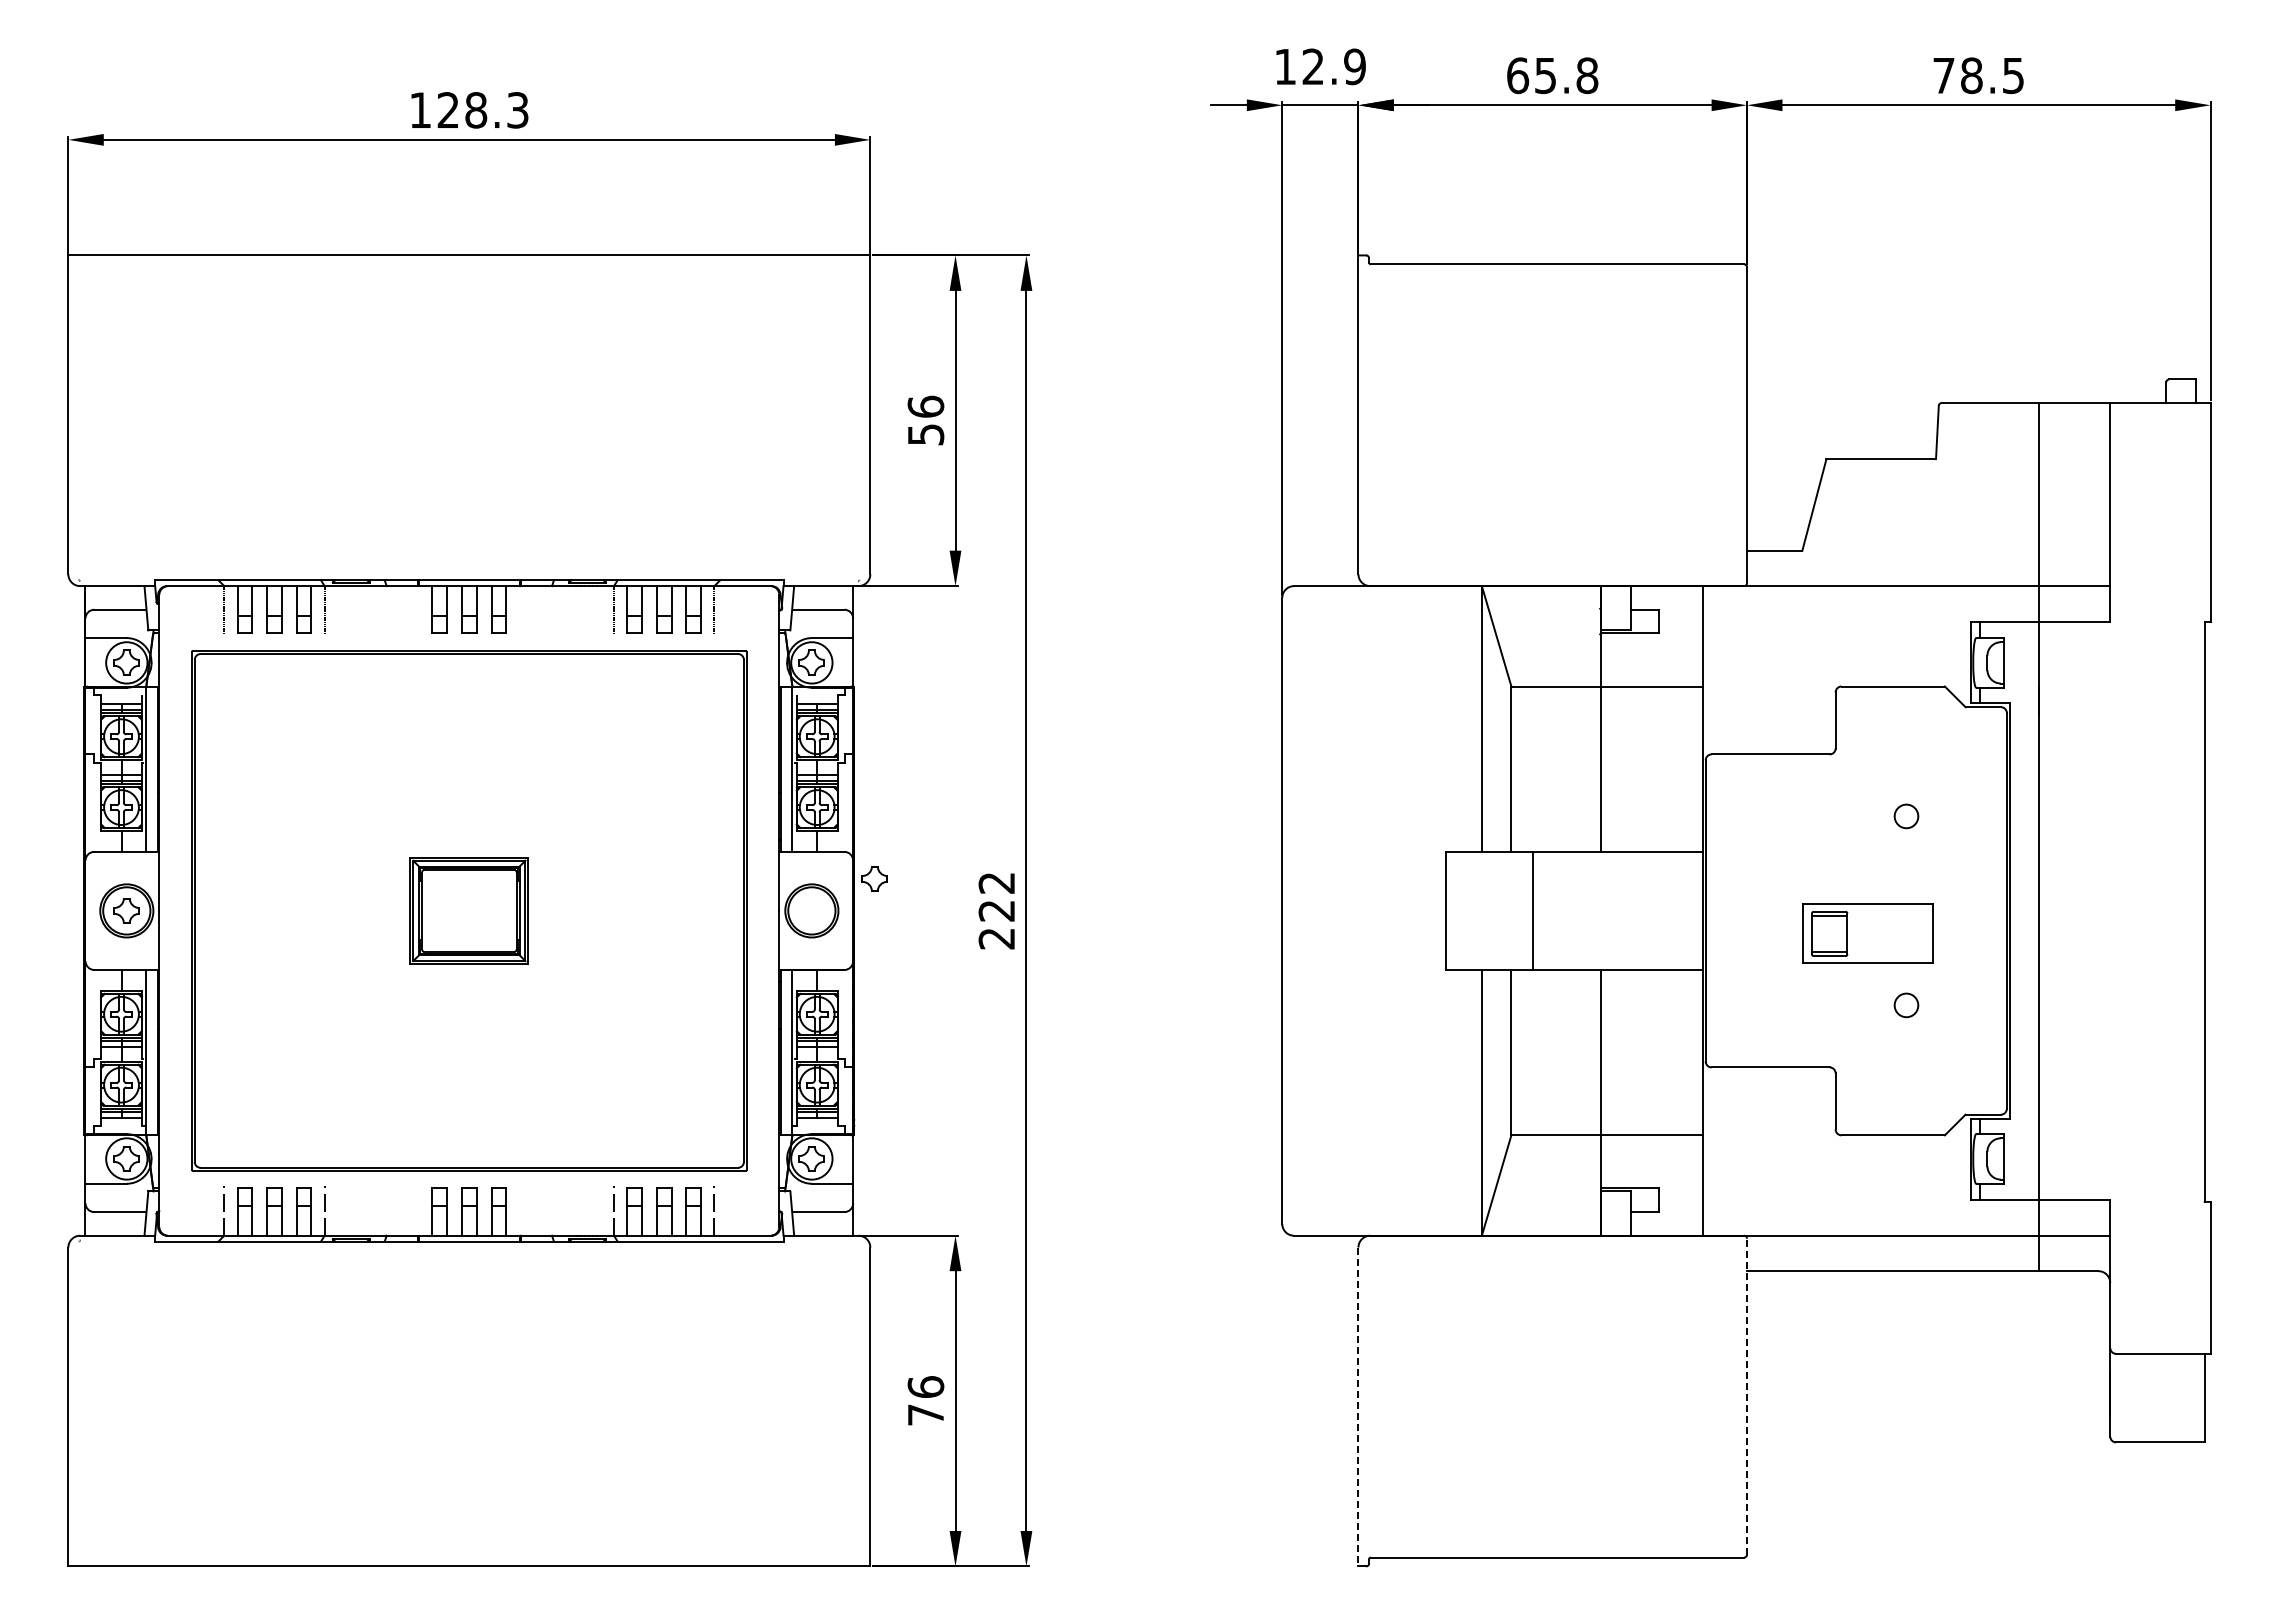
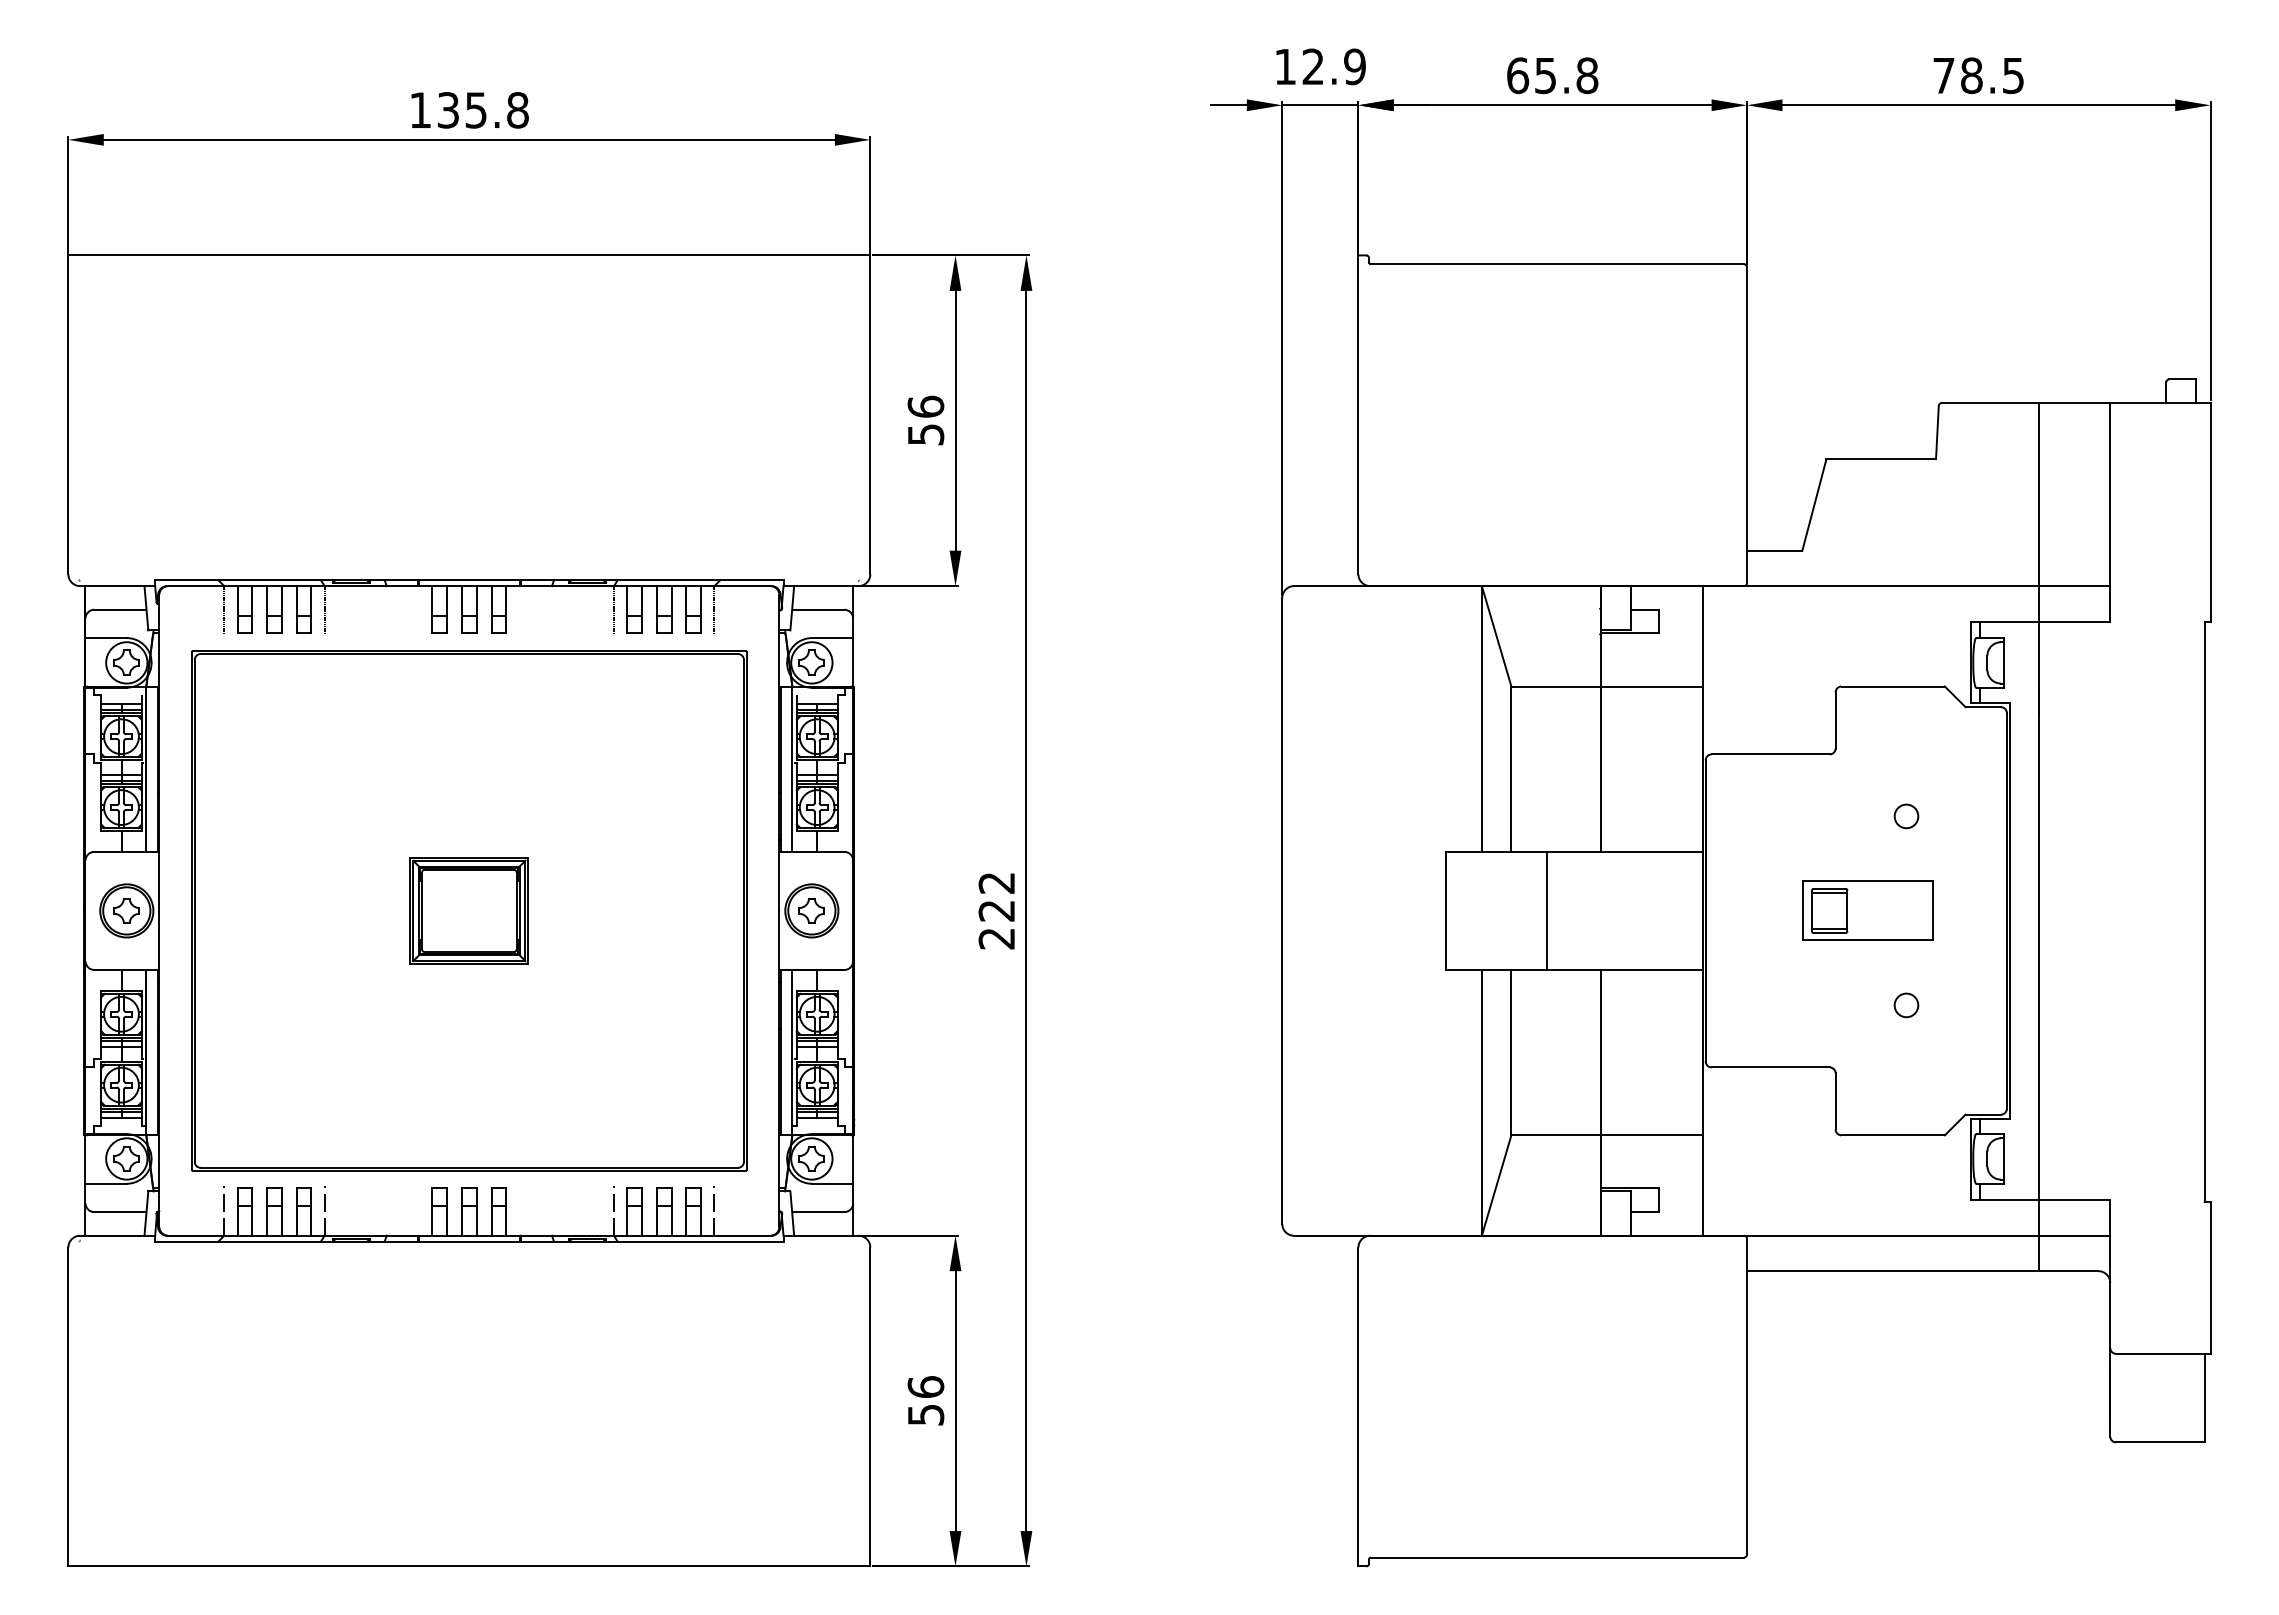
text: 128.3 -> 135.8 (482, 110)
part position: (874, 878) -> (811, 910) (811, 910)
line position: (1532, 910) -> (1546, 910) (1546, 910)
part position: (1867, 933) -> (1867, 910) (1867, 910)
line: dashed -> solid (1747, 1396)
line: dashed -> solid (1358, 1407)
text: 76 -> 56 (926, 1414)
